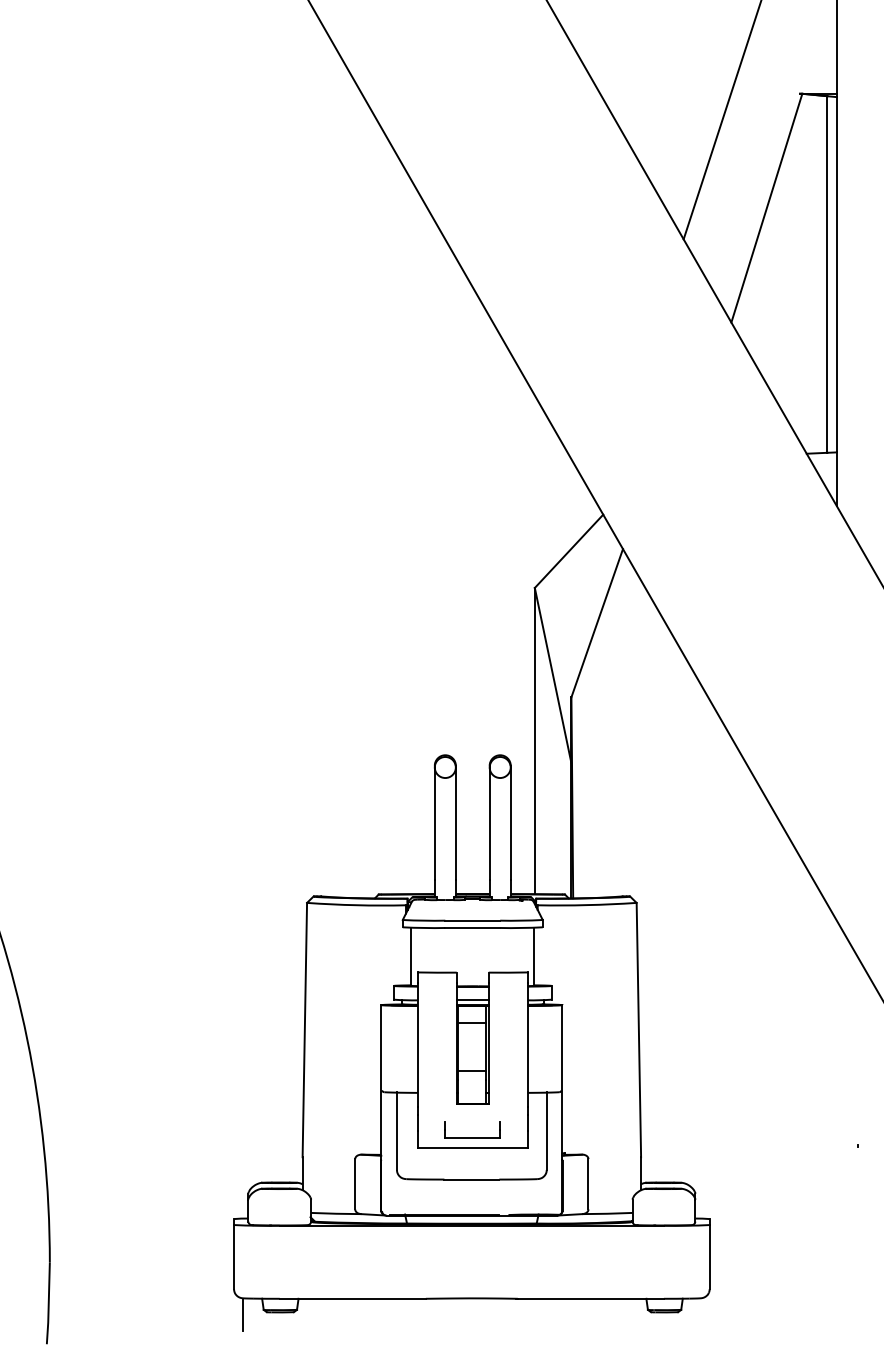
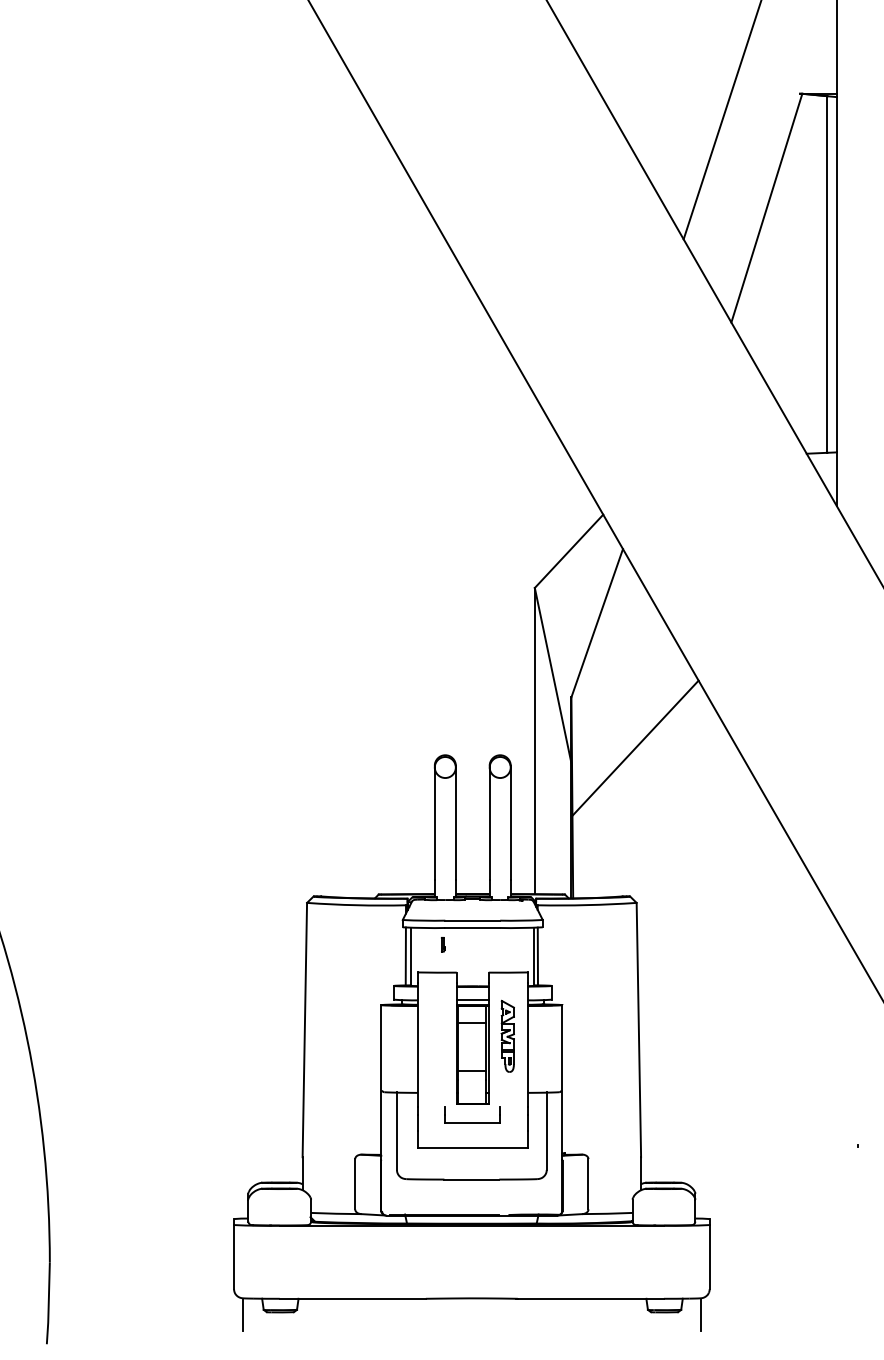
line: none -> present (635, 747)
part: none -> present (443, 944)
line: none -> present (405, 956)
line: none -> present (537, 956)
part: none -> present (507, 1035)
part position: (472, 1137) -> (472, 1122) (472, 1122)
line: none -> present (700, 1315)
